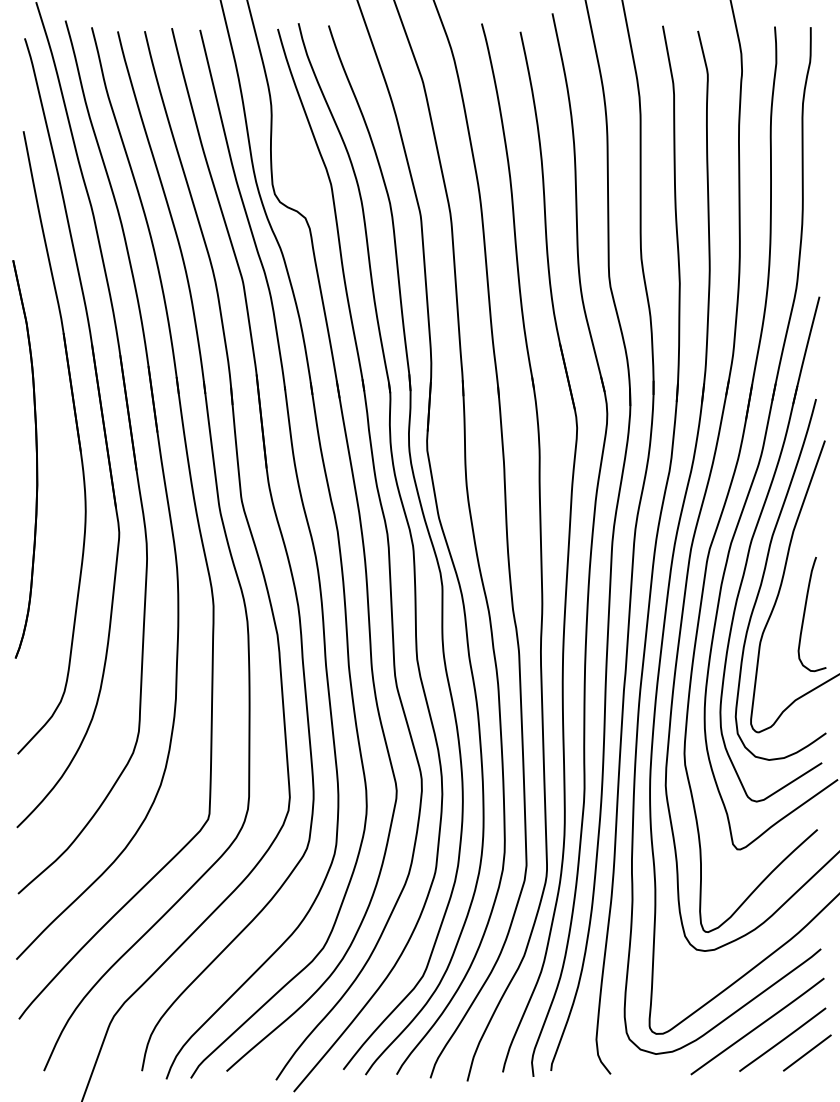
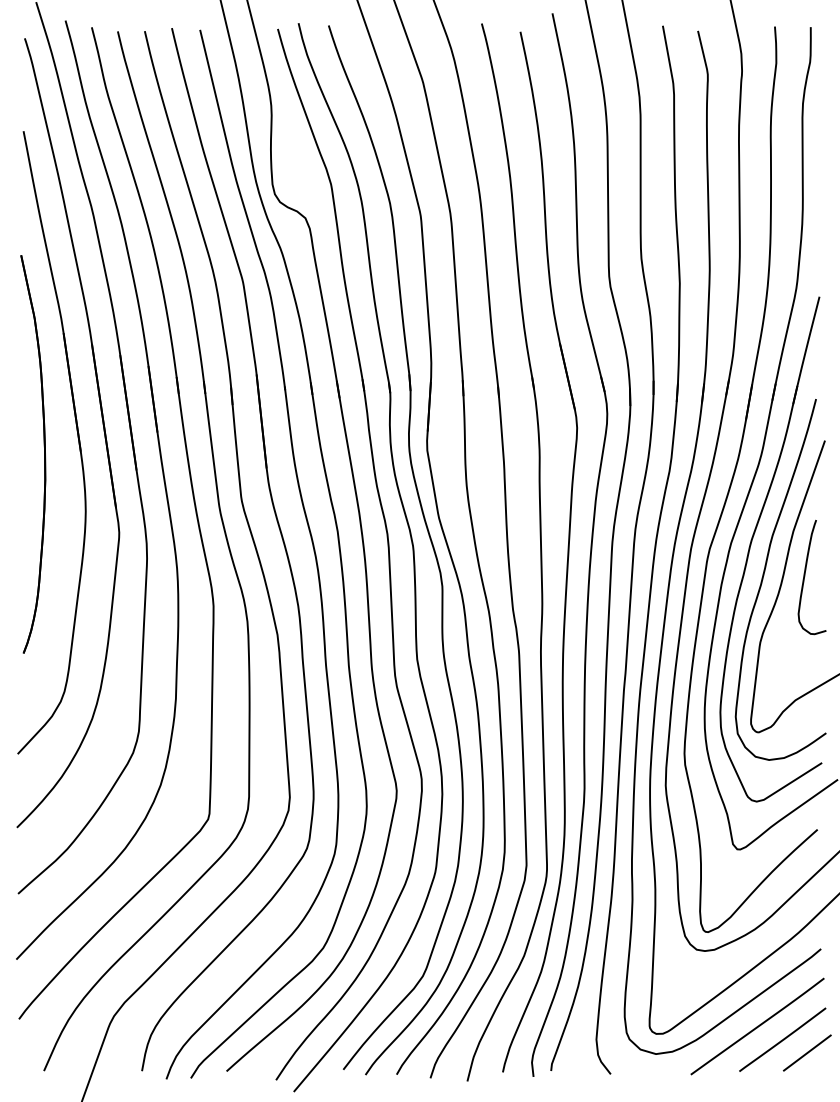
part position: (36, 459) -> (44, 454) (44, 454)
curve position: (805, 613) -> (805, 576) (805, 576)
